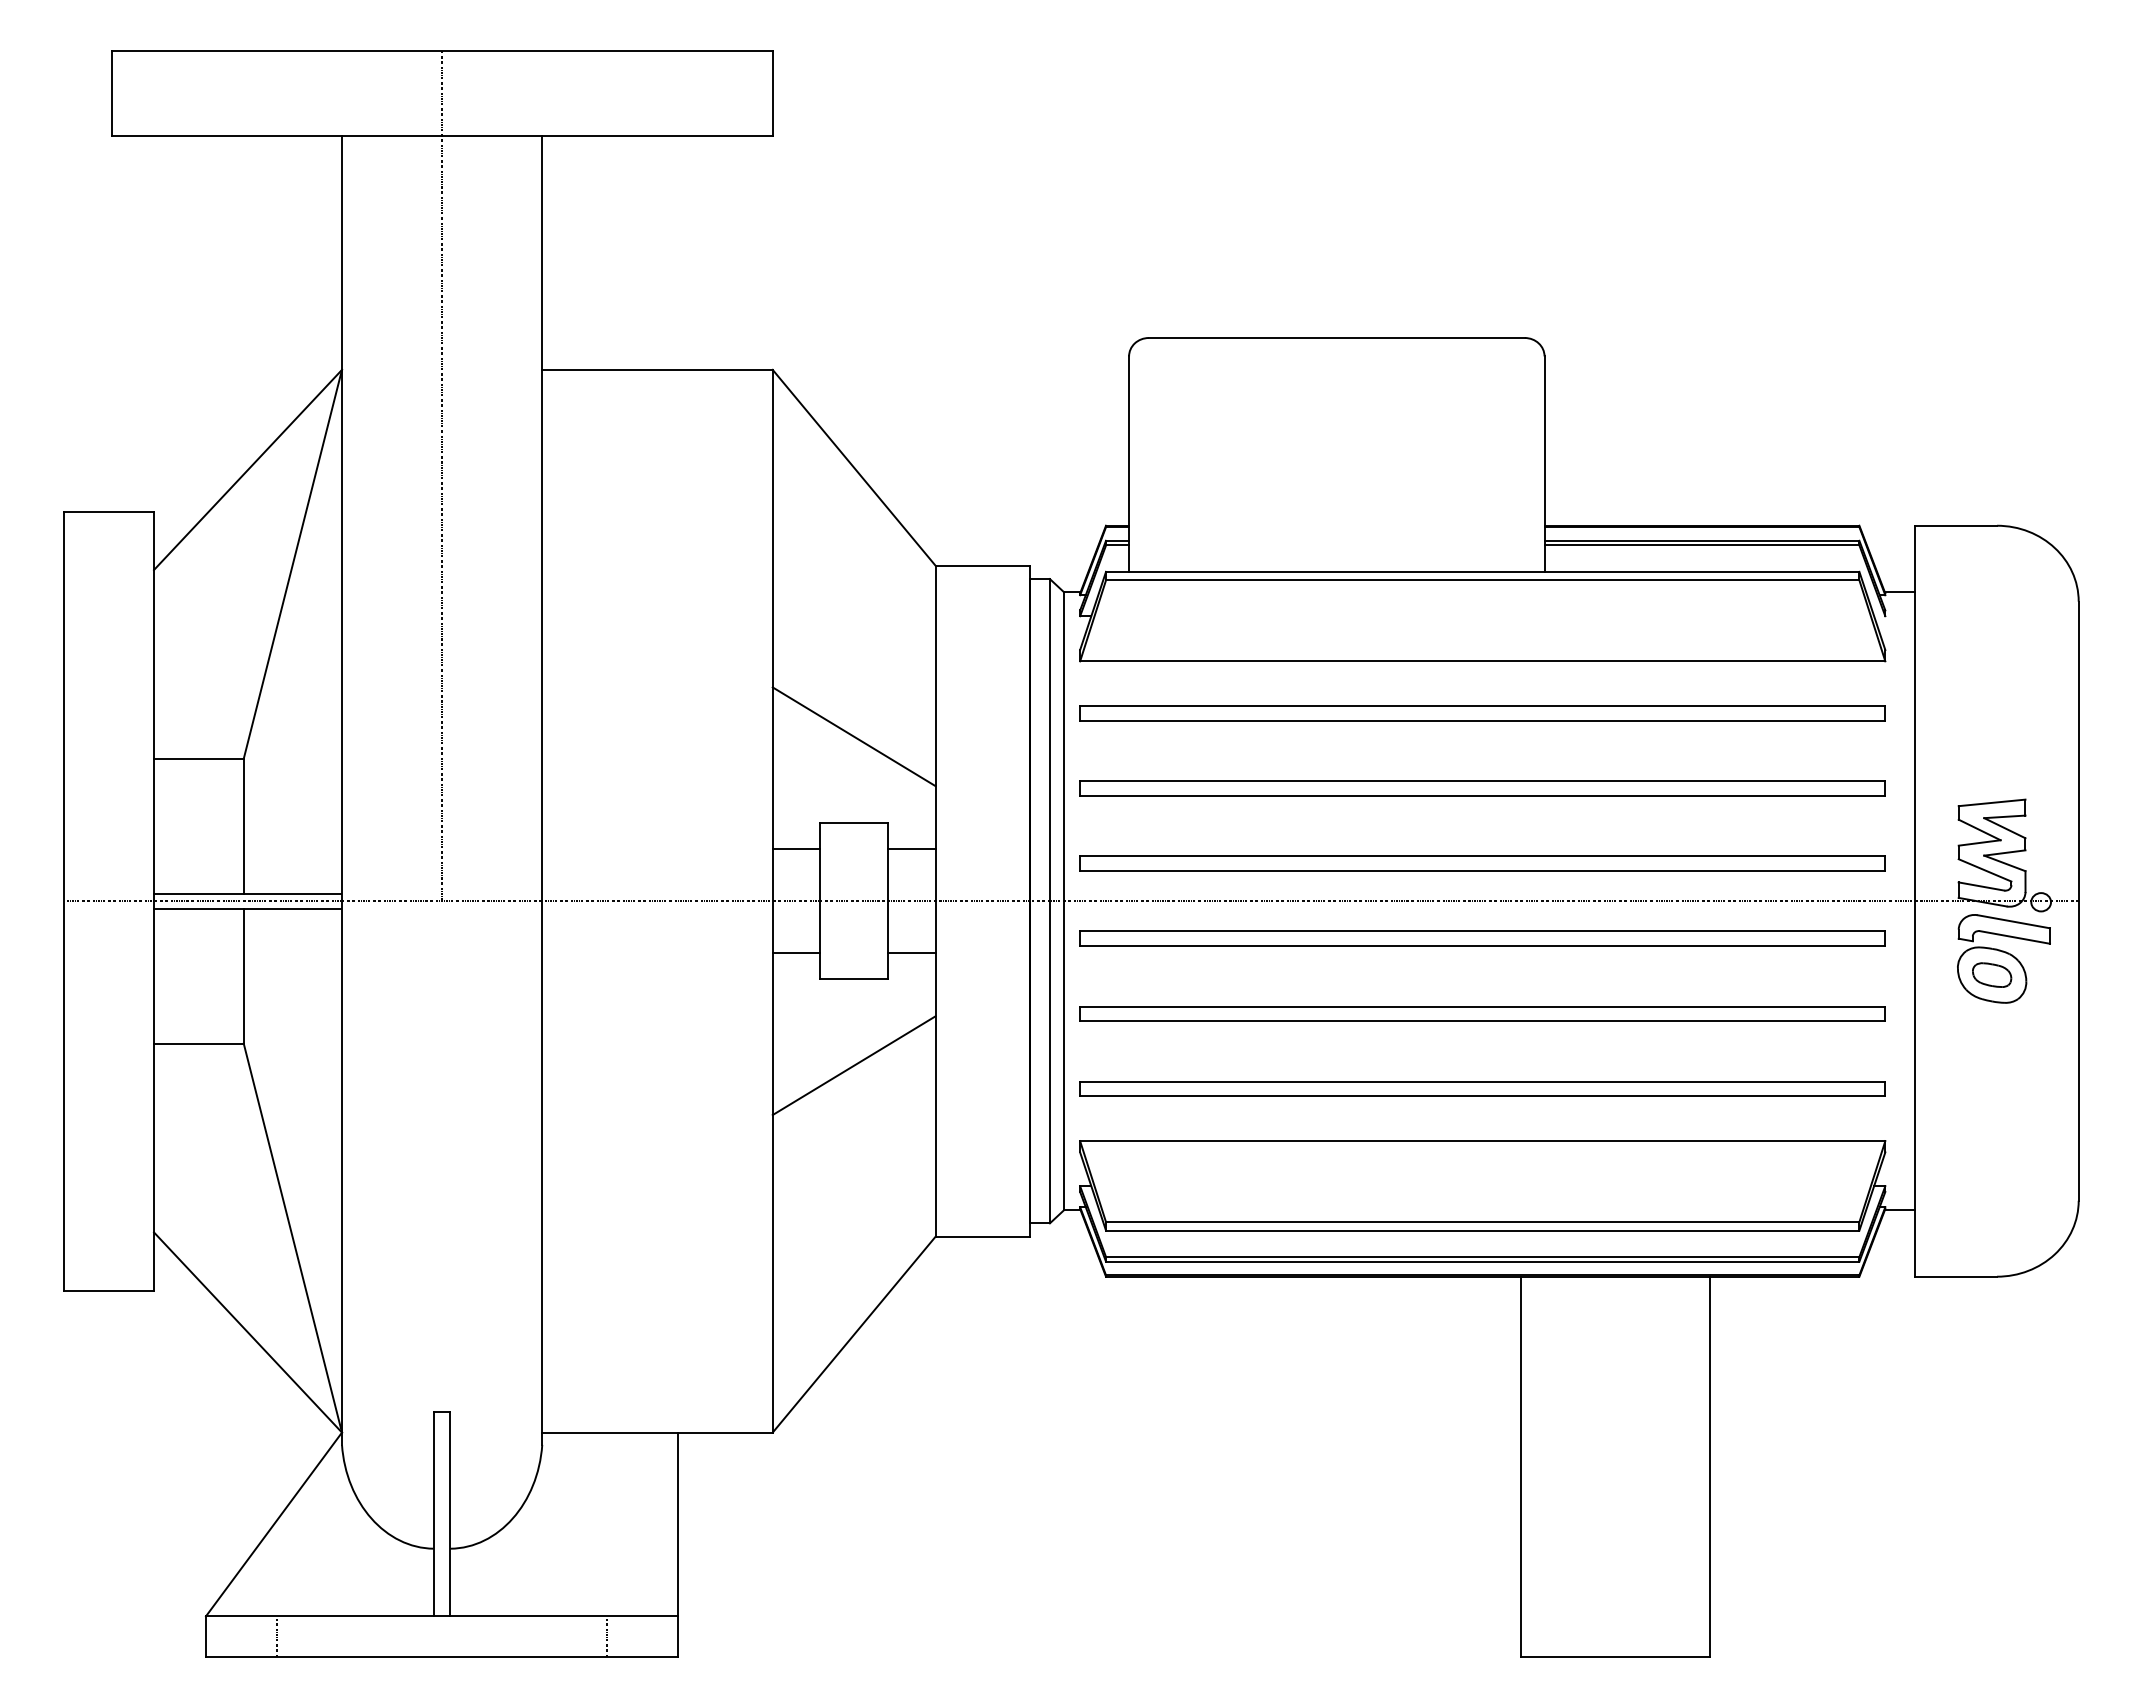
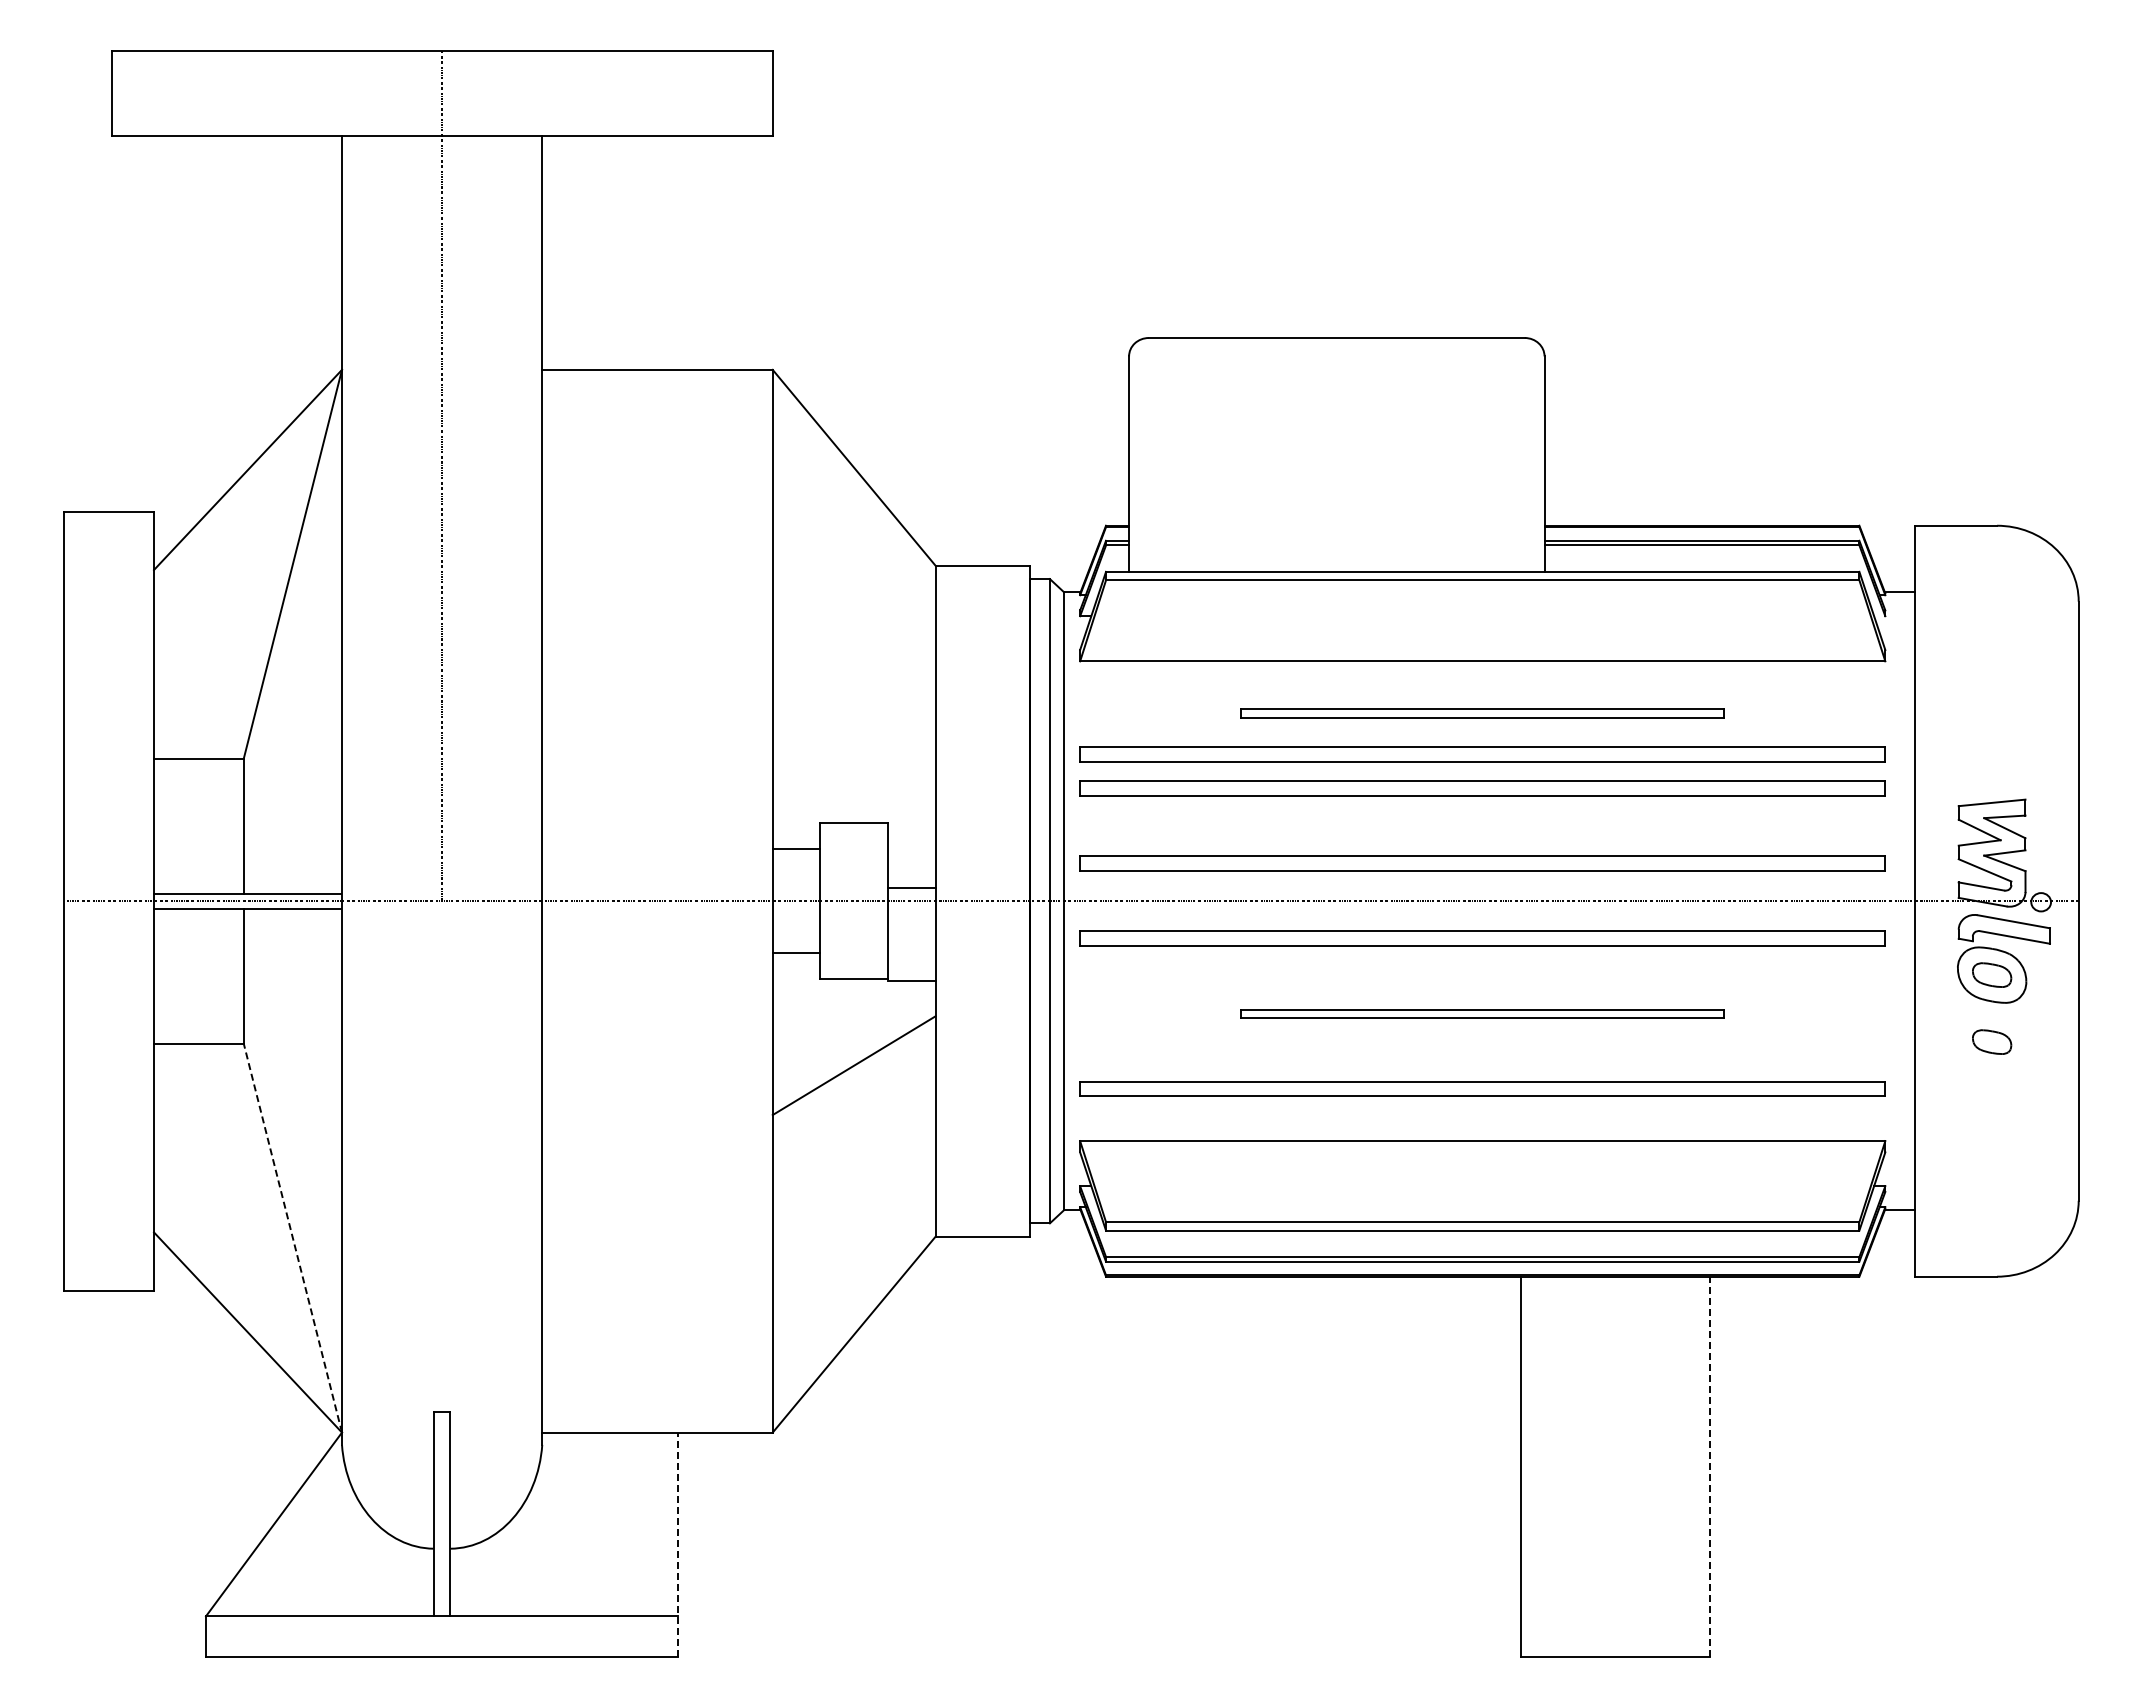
part size: 807x17 px -> 485x11 px (1482, 713)
line: present -> none (853, 736)
part: none -> present (1482, 754)
line position: (911, 849) -> (911, 888) (911, 888)
line position: (911, 953) -> (911, 981) (911, 981)
part size: 807x16 px -> 485x10 px (1482, 1013)
part: none -> present (1992, 1041)
line: solid -> dashed (292, 1238)
line: solid -> dashed (1710, 1466)
line: solid -> dashed (678, 1544)
line: present -> none (276, 1637)
line: present -> none (607, 1637)
